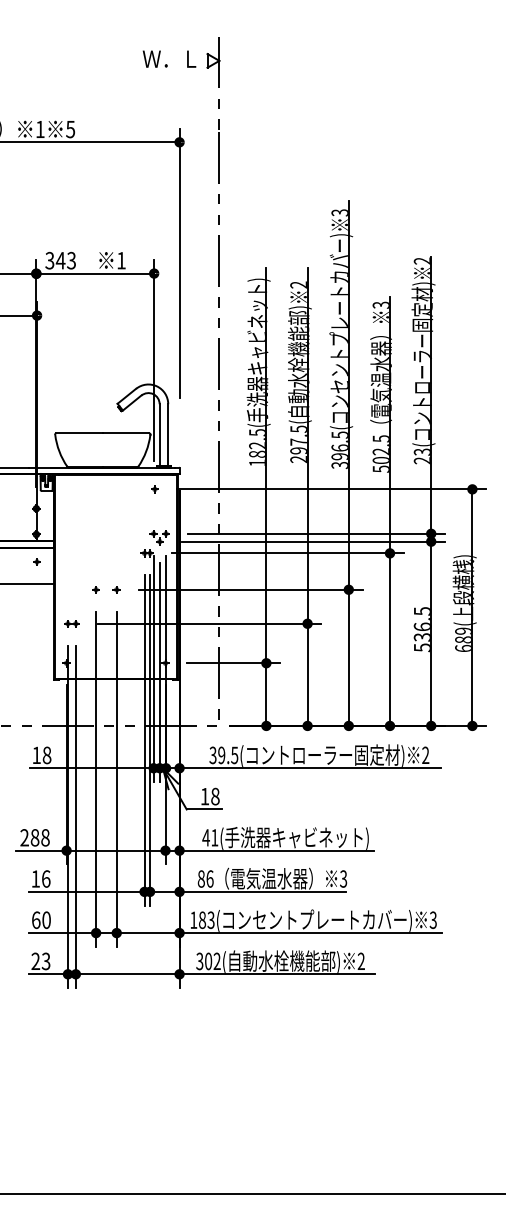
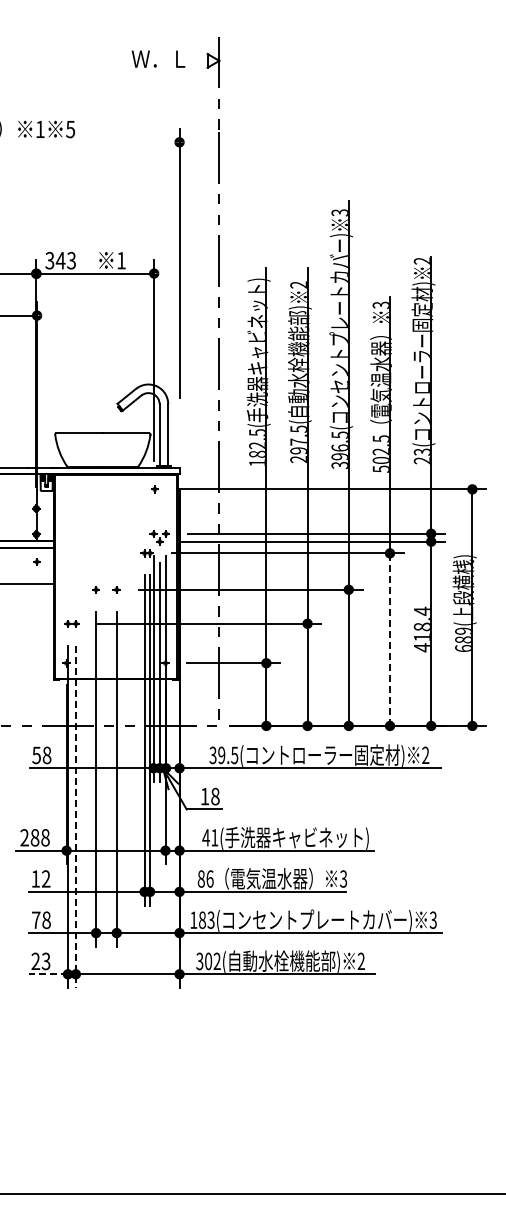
text position: (169, 58) -> (158, 58) (158, 58)
line: present -> none (90, 142)
text: 536.5 -> 418.4 (421, 629)
line: solid -> dashed (390, 639)
text: 18 -> 58 (36, 755)
line: solid -> dashed (75, 817)
text: 16 -> 12 (46, 878)
text: 60 -> 78 (41, 920)
line: solid -> dashed (48, 974)
